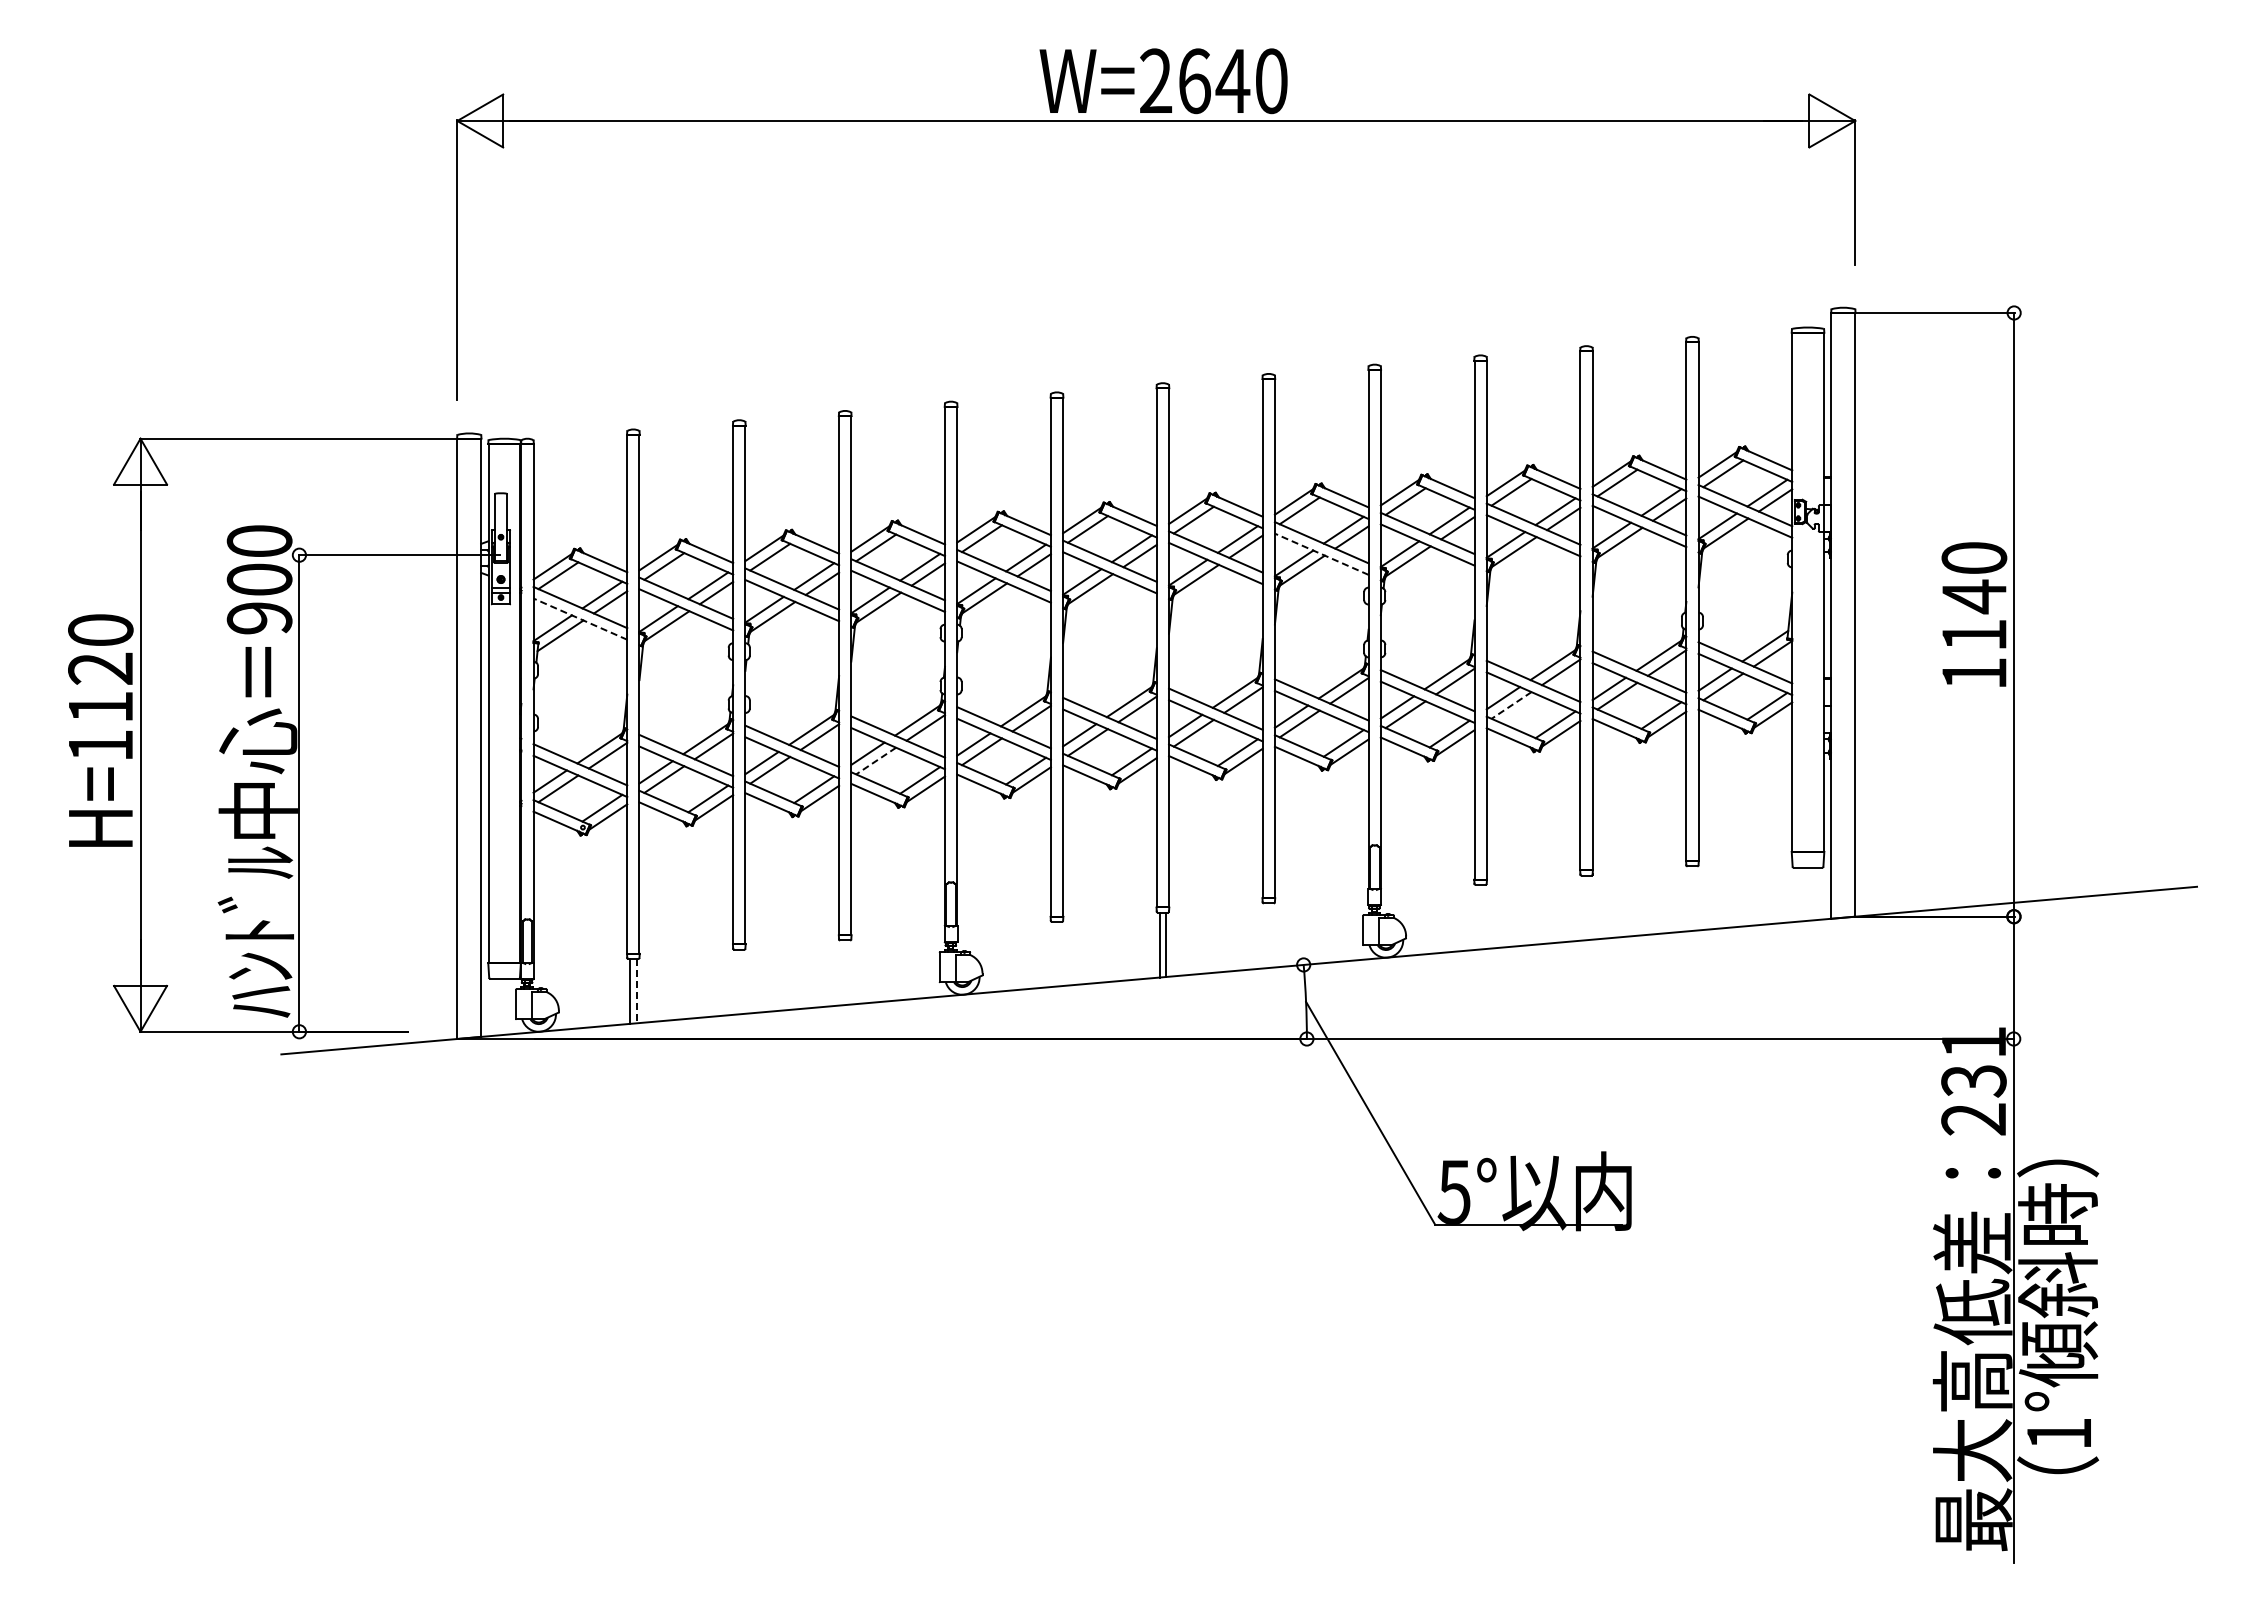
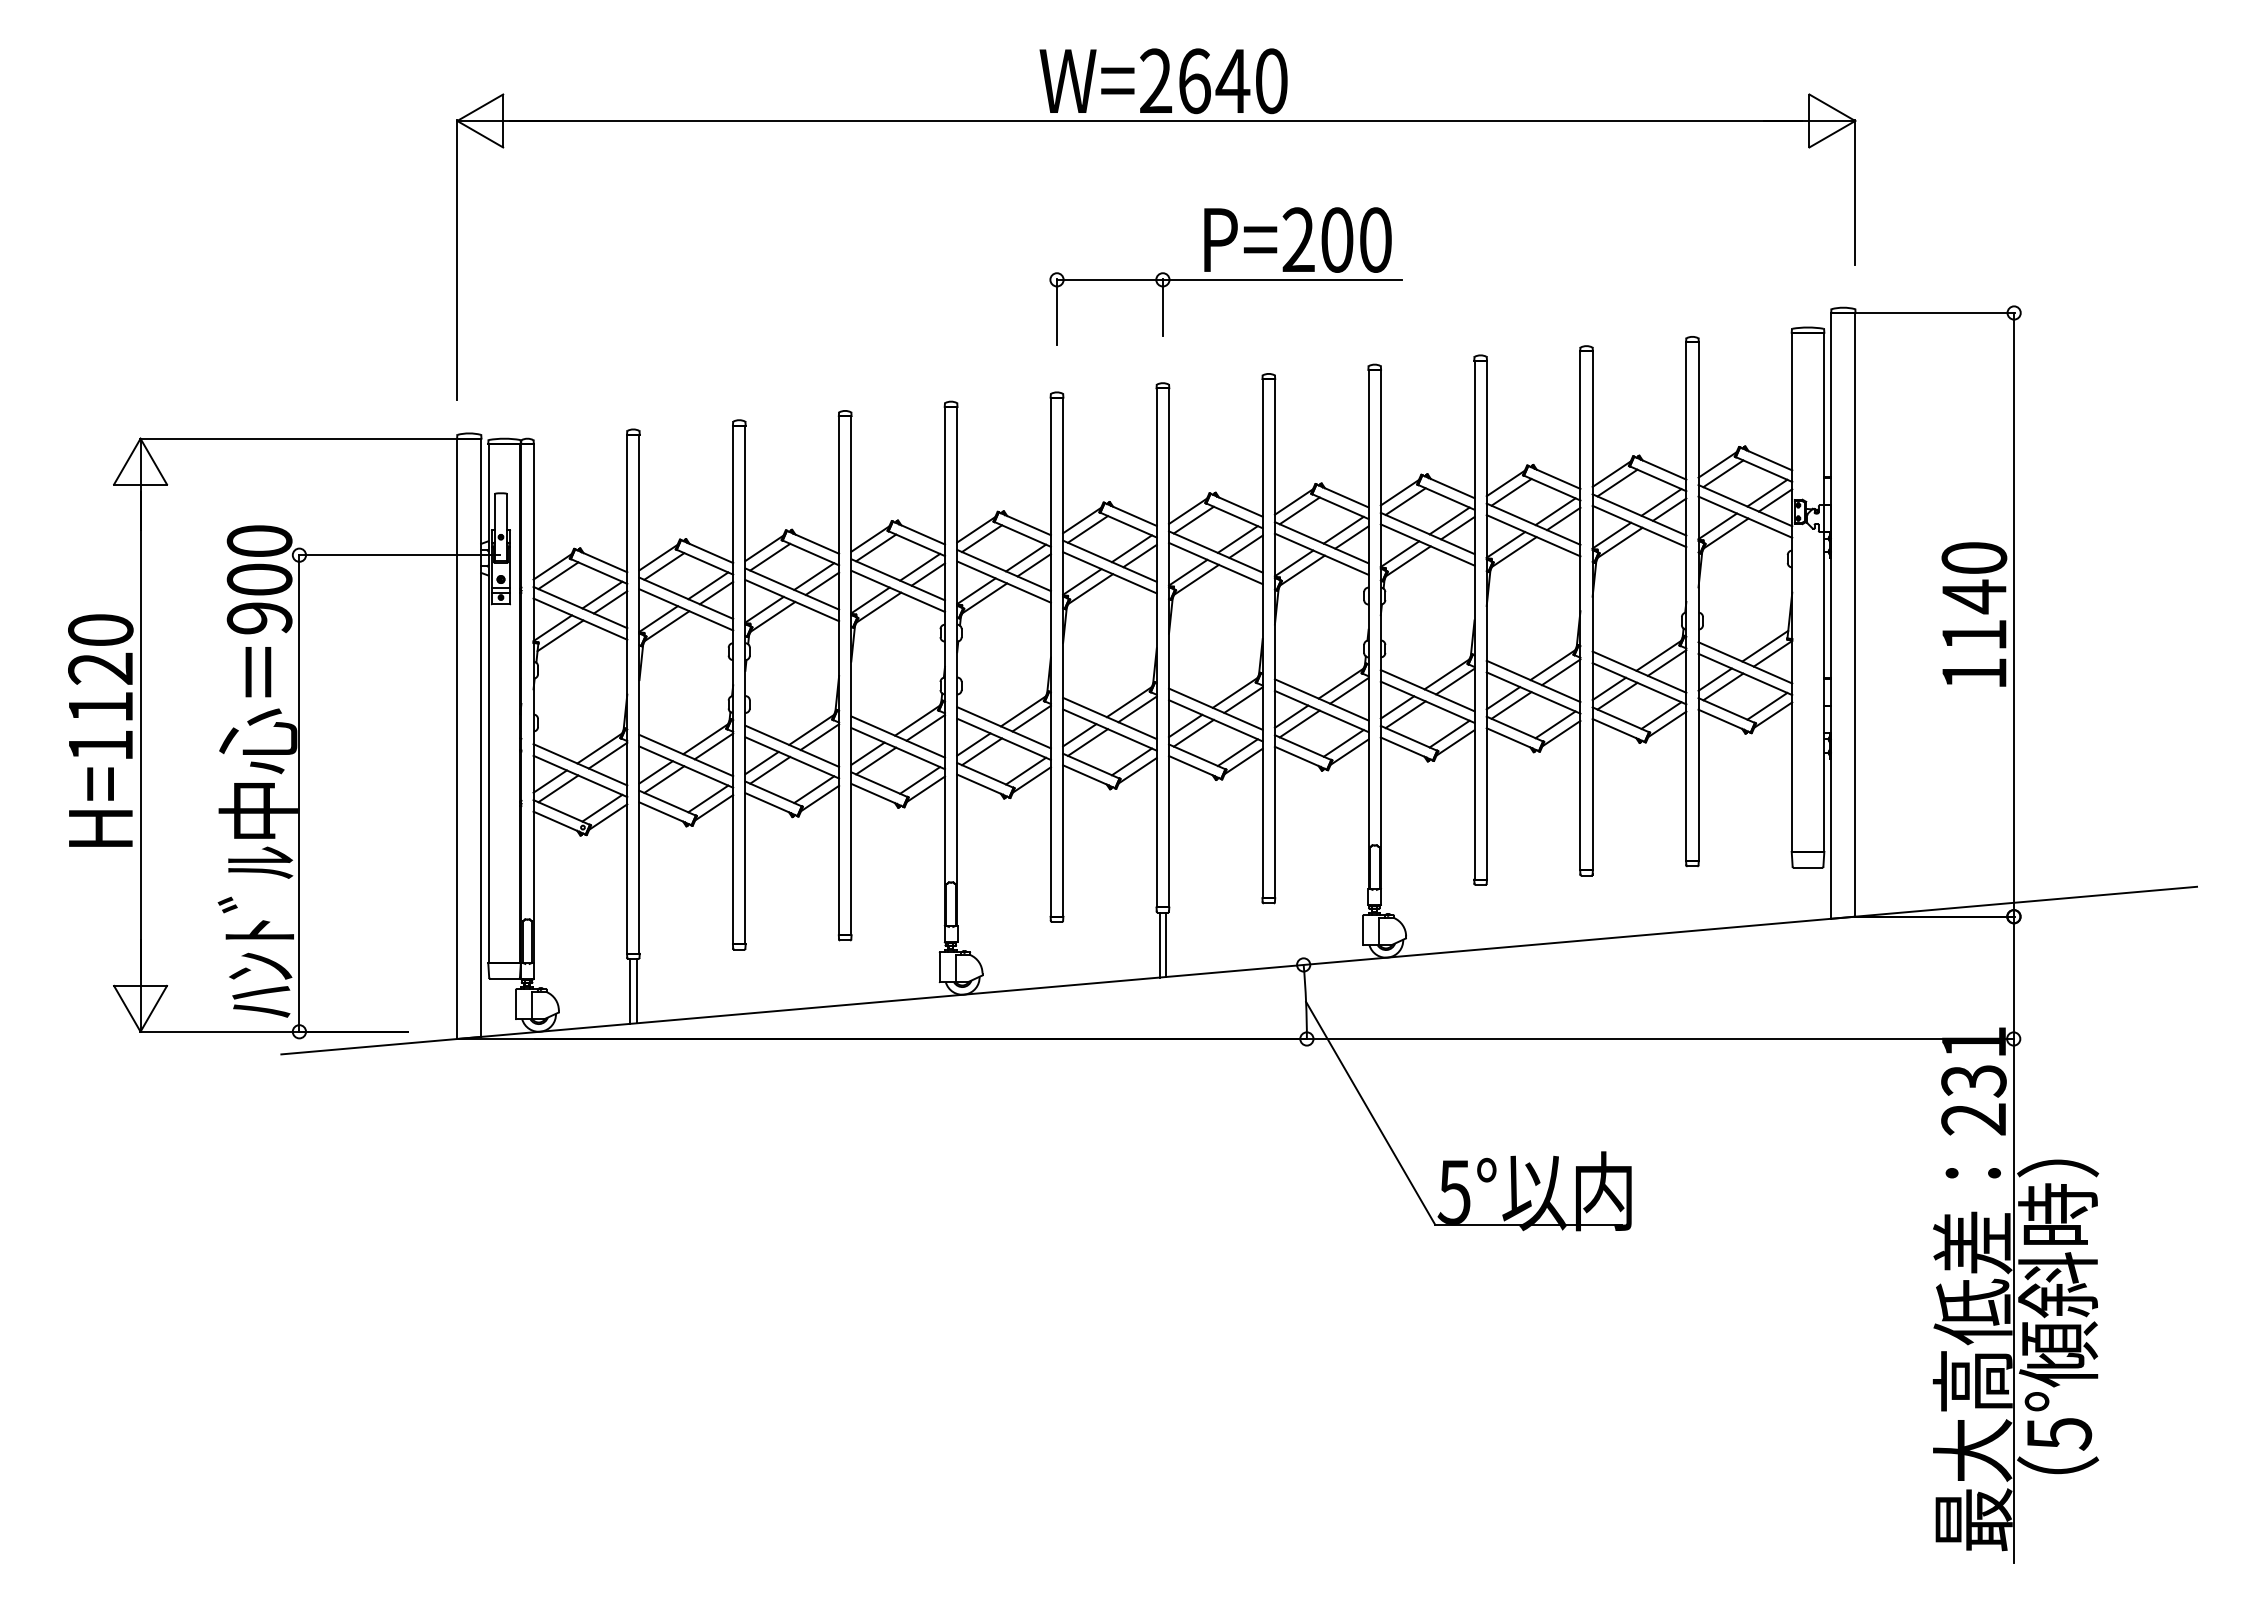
part: none -> present (1225, 276)
line: dashed -> solid (1321, 554)
line: dashed -> solid (579, 618)
line: dashed -> solid (1511, 705)
line: dashed -> solid (875, 761)
line: dashed -> solid (636, 991)
text: 1° -> 5° (2059, 1434)
